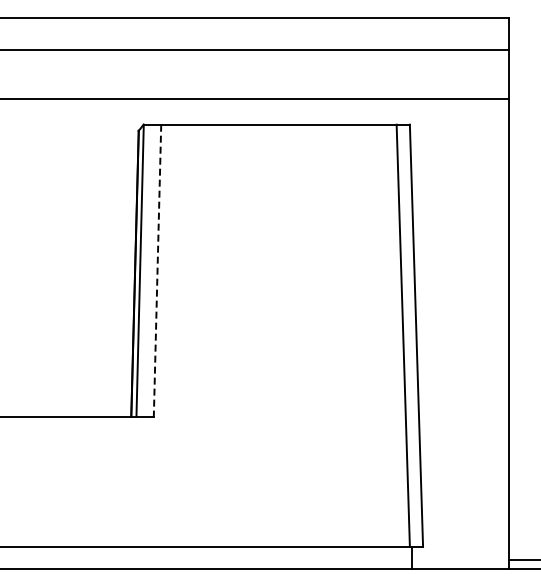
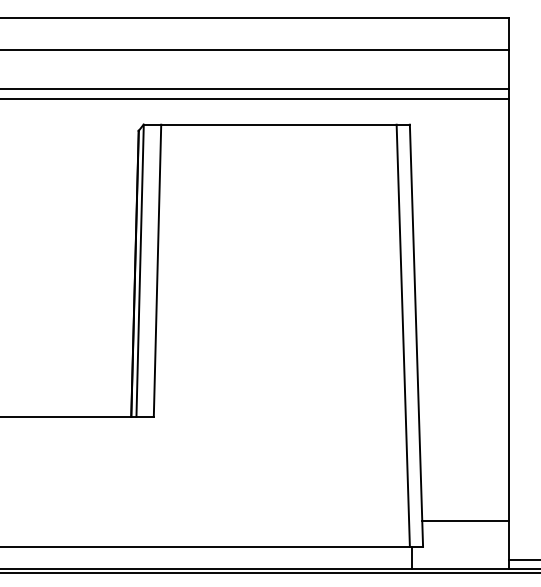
line: none -> present (255, 89)
line: dashed -> solid (157, 271)
line: none -> present (465, 520)
line: none -> present (269, 572)
